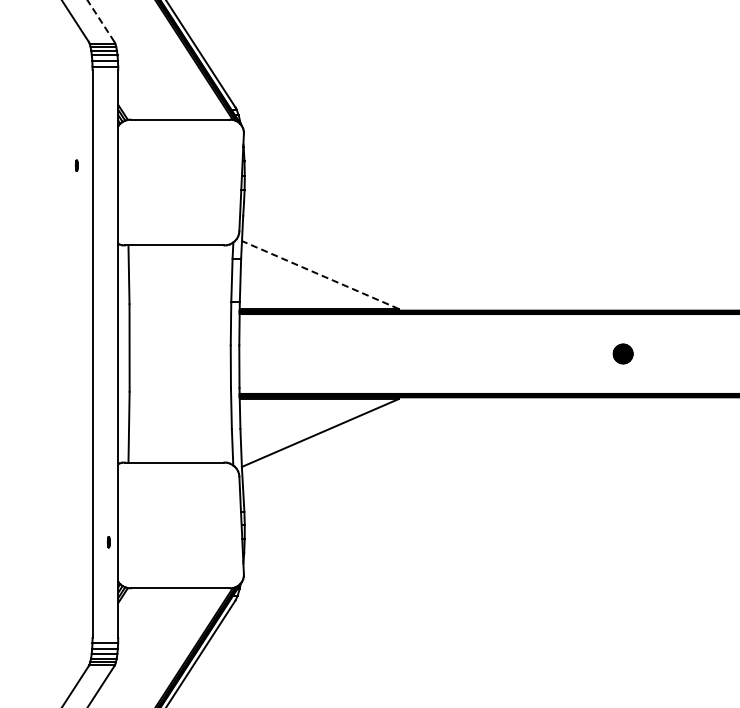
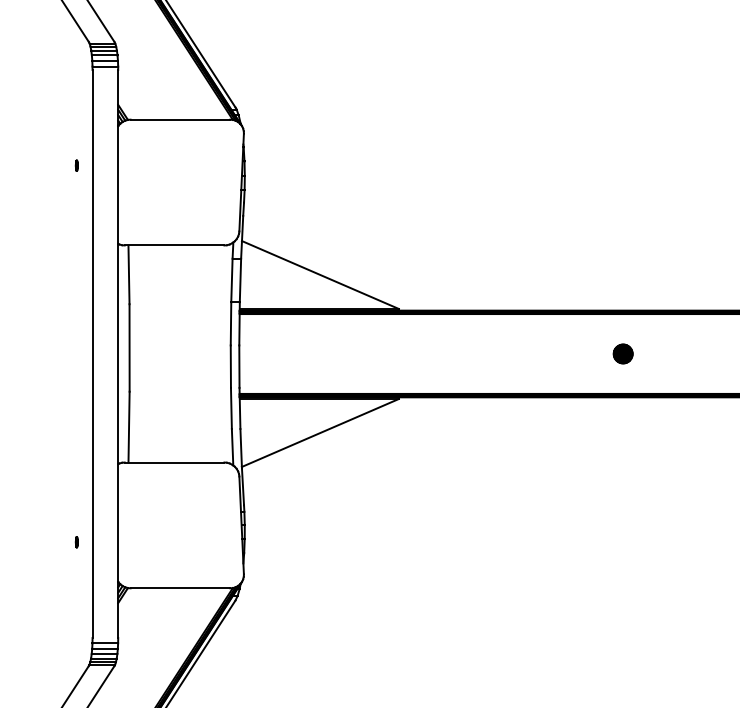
line: dashed -> solid (100, 21)
line: dashed -> solid (319, 274)
part position: (108, 542) -> (76, 542) (76, 542)
